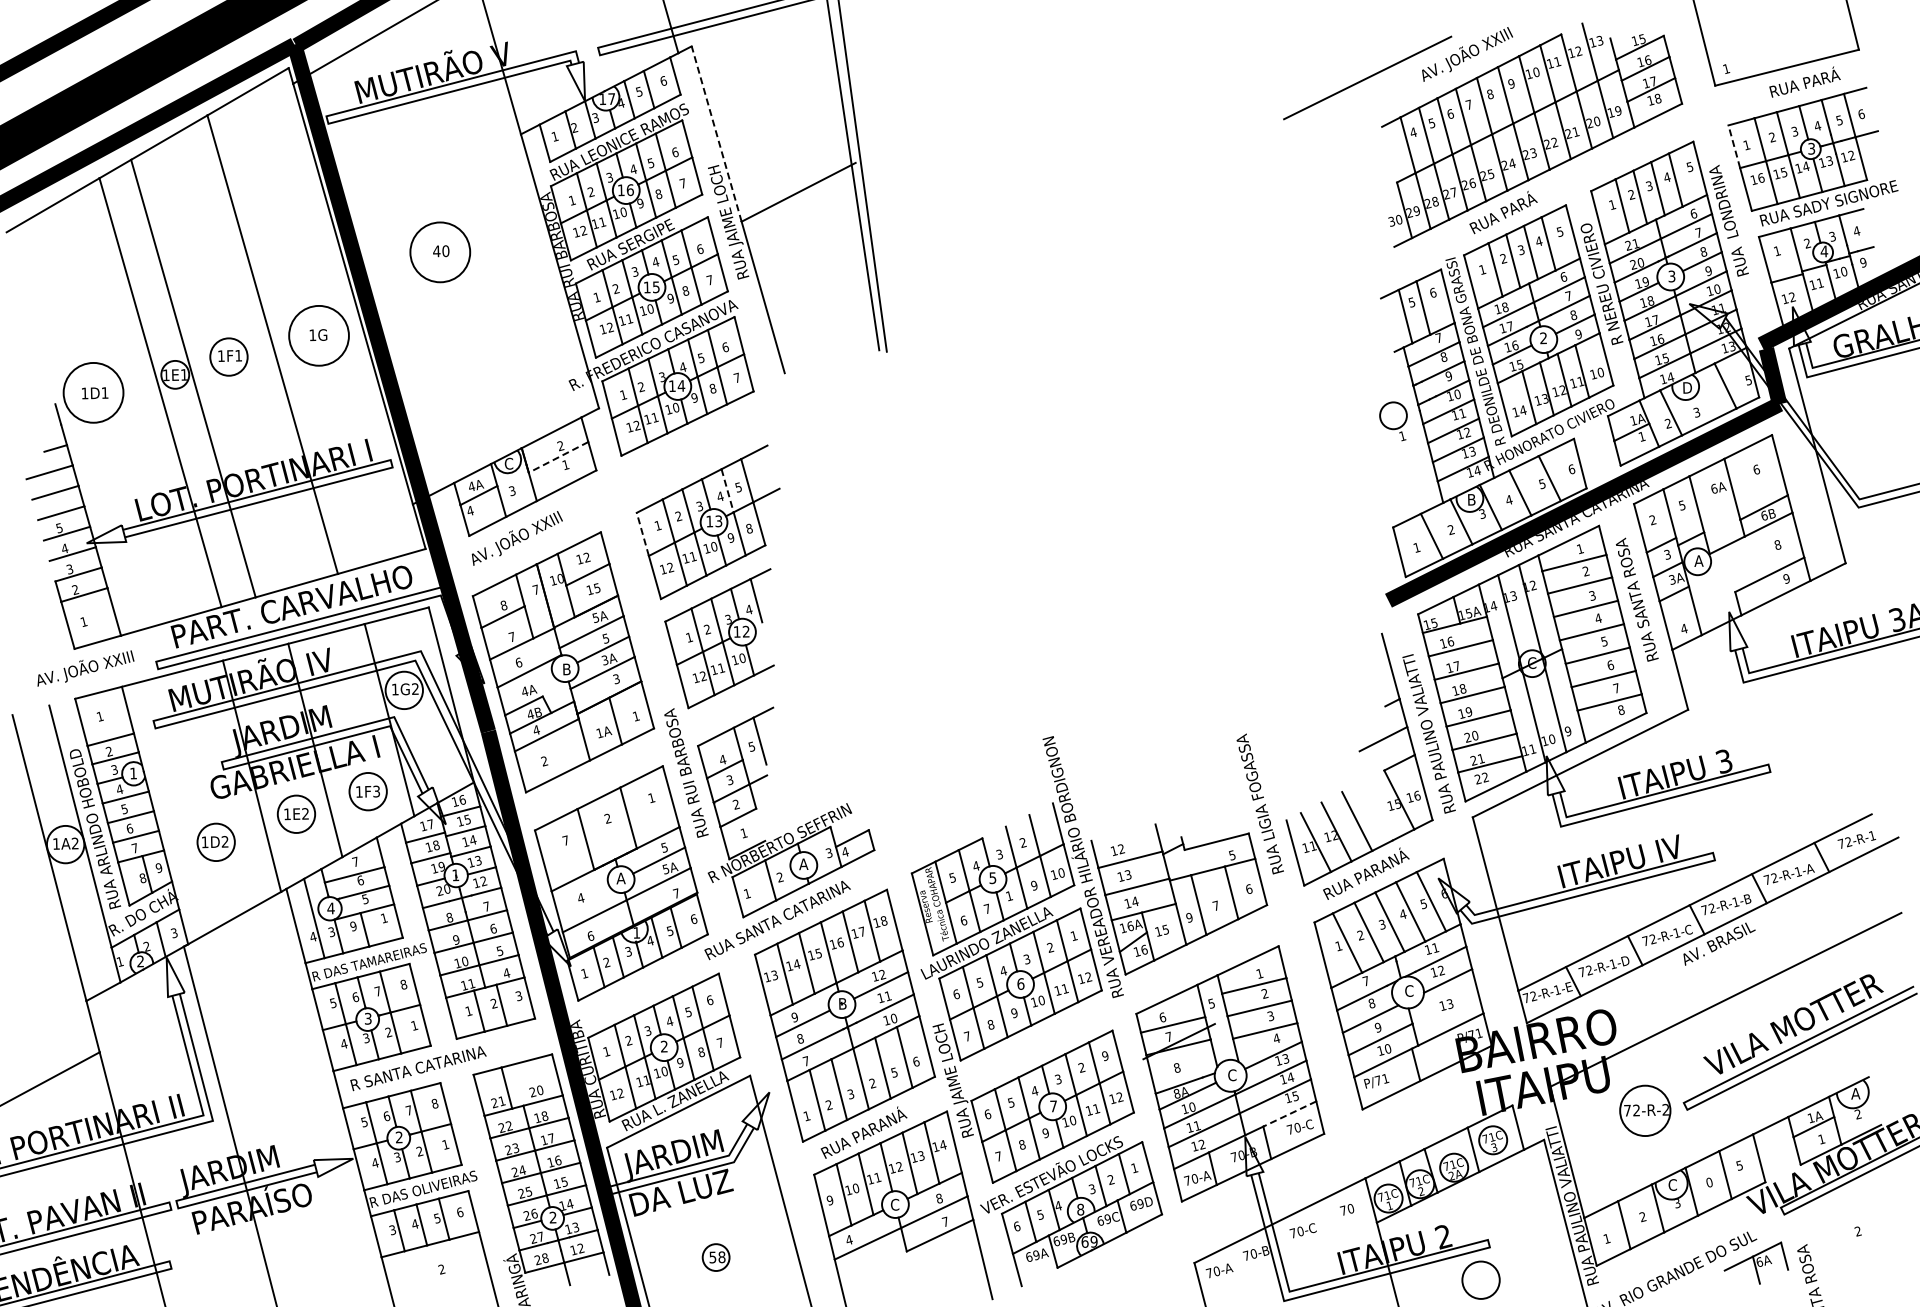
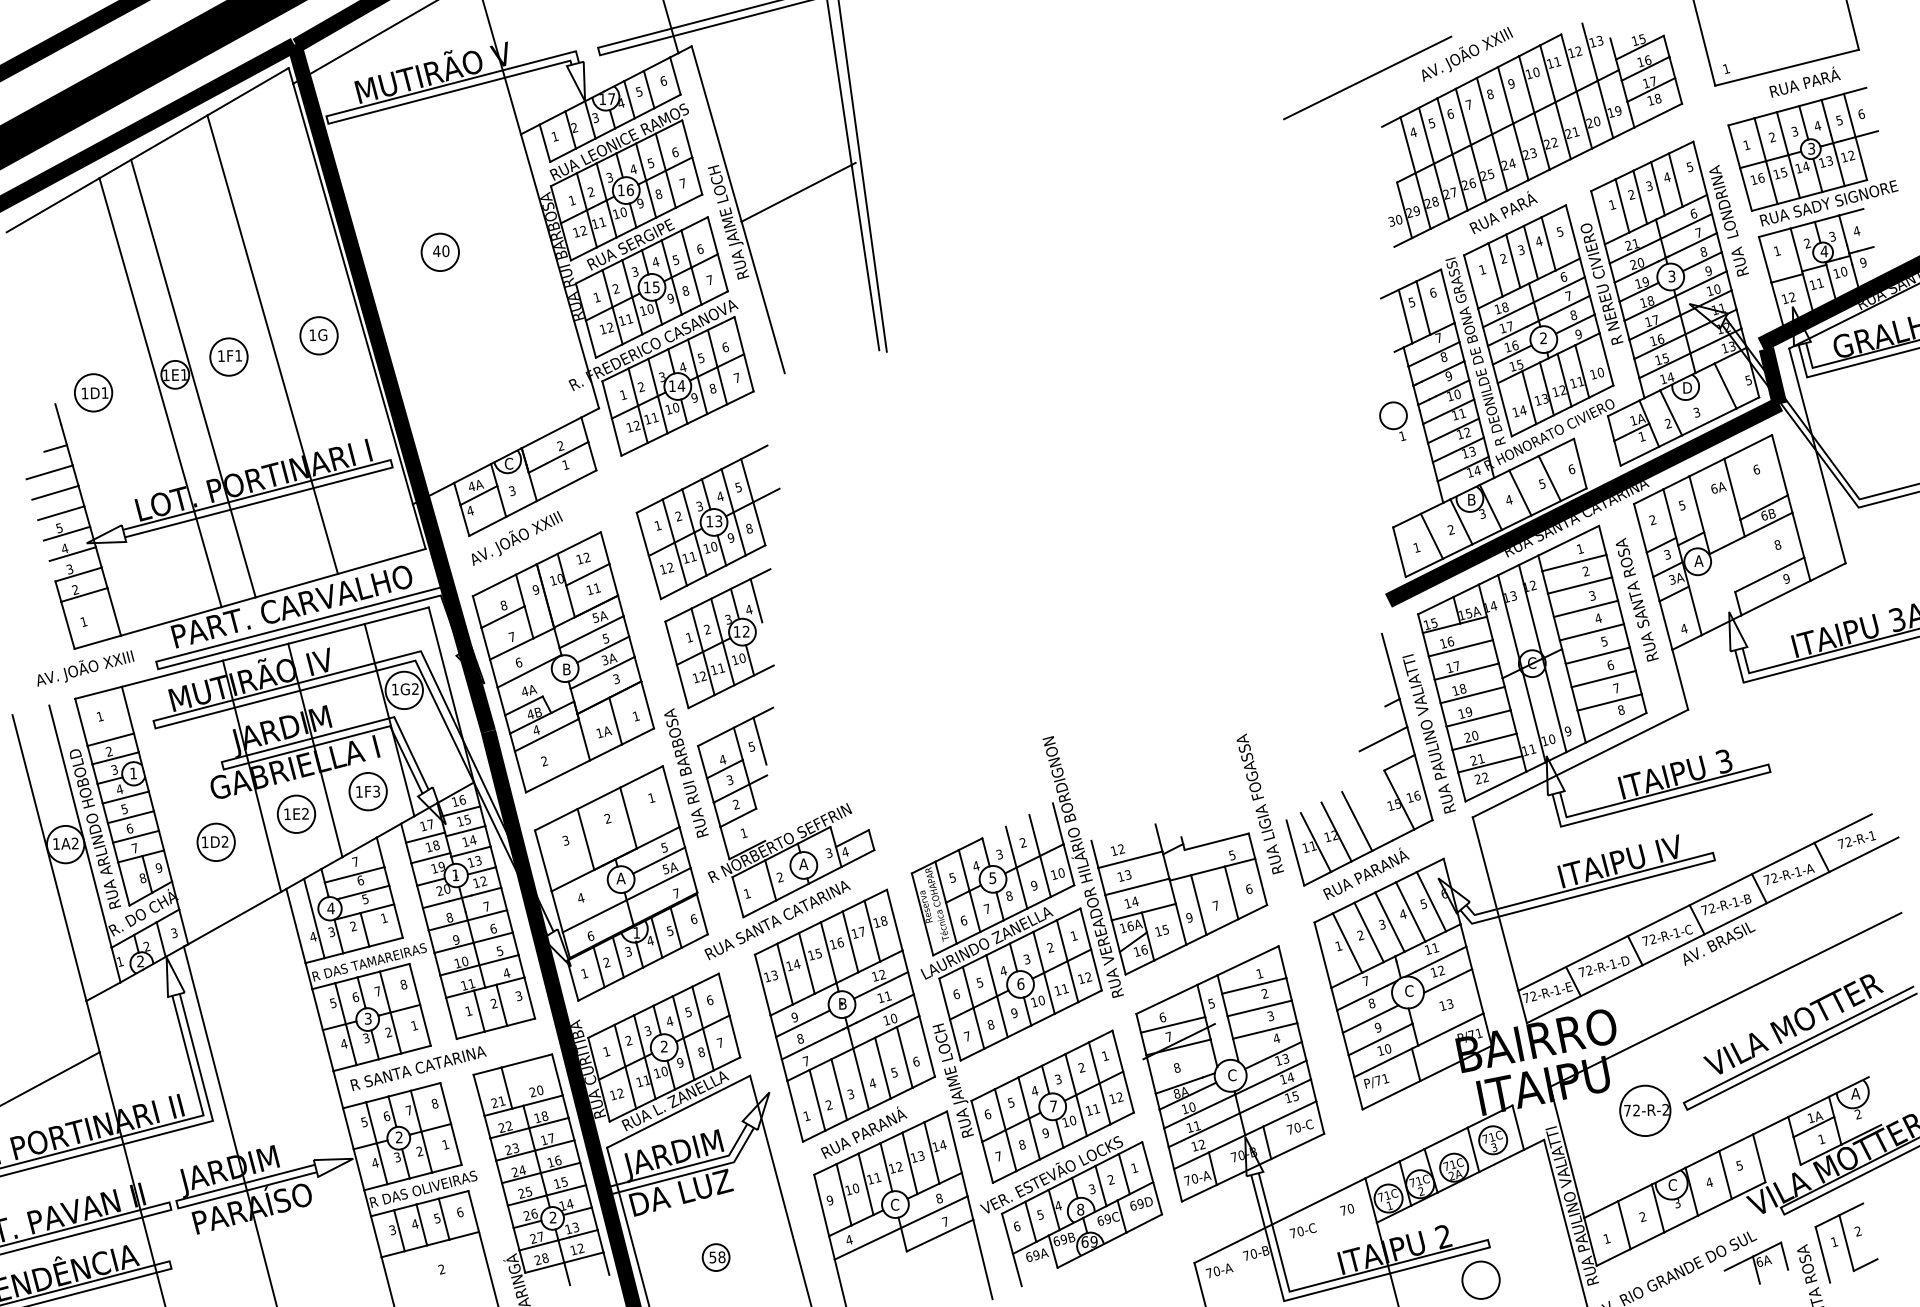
line: dashed -> solid (716, 133)
line: dashed -> solid (1734, 146)
circle diameter: 60 px -> 37 px (439, 252)
circle diameter: 60 px -> 37 px (318, 335)
circle diameter: 60 px -> 37 px (93, 392)
line: dashed -> solid (558, 457)
line: dashed -> solid (727, 491)
line: dashed -> solid (642, 533)
text: 15 -> 11 (596, 588)
text: 7 -> 9 (535, 589)
text: 7 -> 3 (565, 840)
text: 1 -> 8 (1009, 896)
text: 9 -> 2 (353, 926)
text: 9 -> 1 (1105, 1056)
text: 2 -> 4 (872, 1083)
line: dashed -> solid (1289, 1114)
text: 0 -> 4 (1709, 1182)
part: none -> present (1846, 1242)
